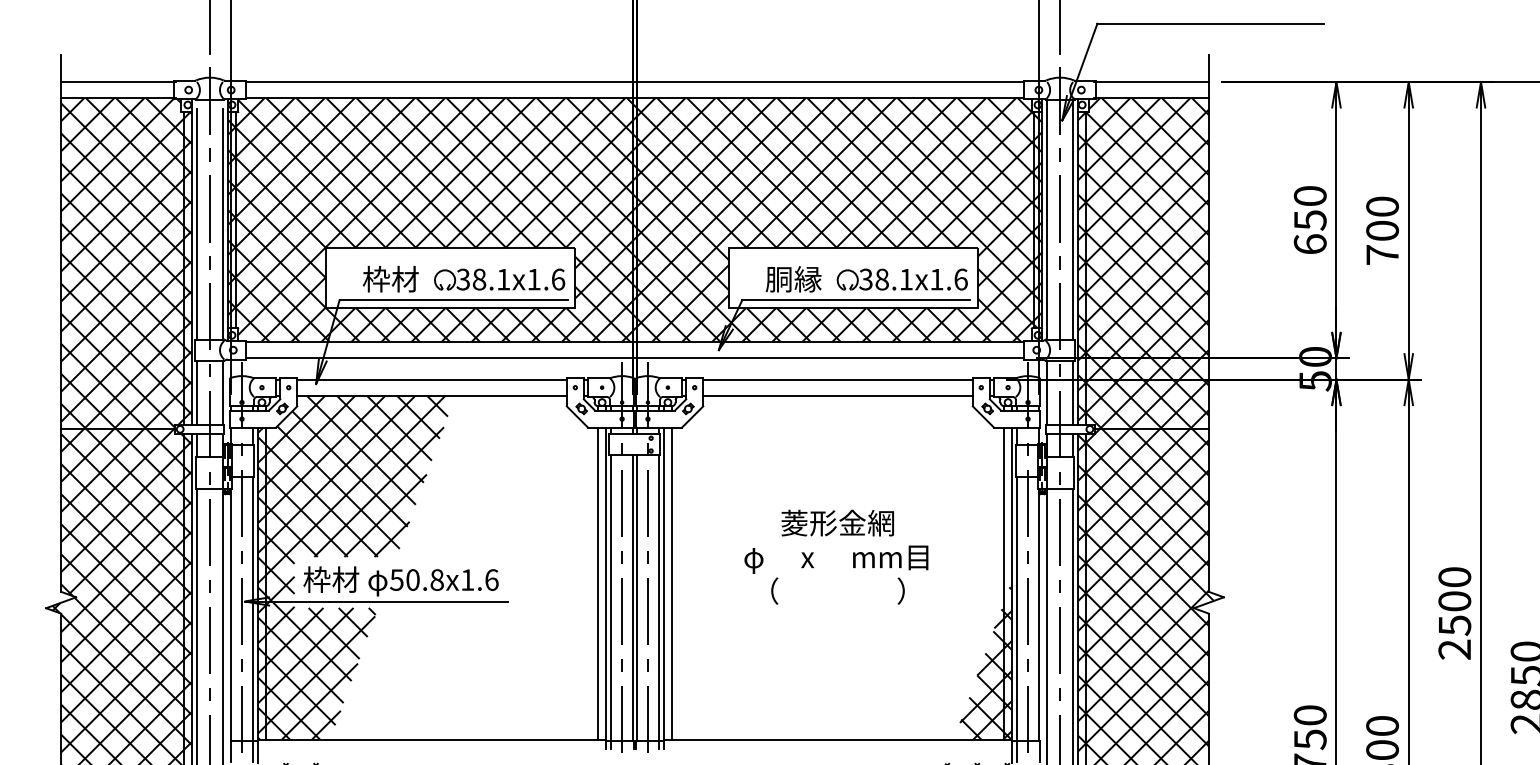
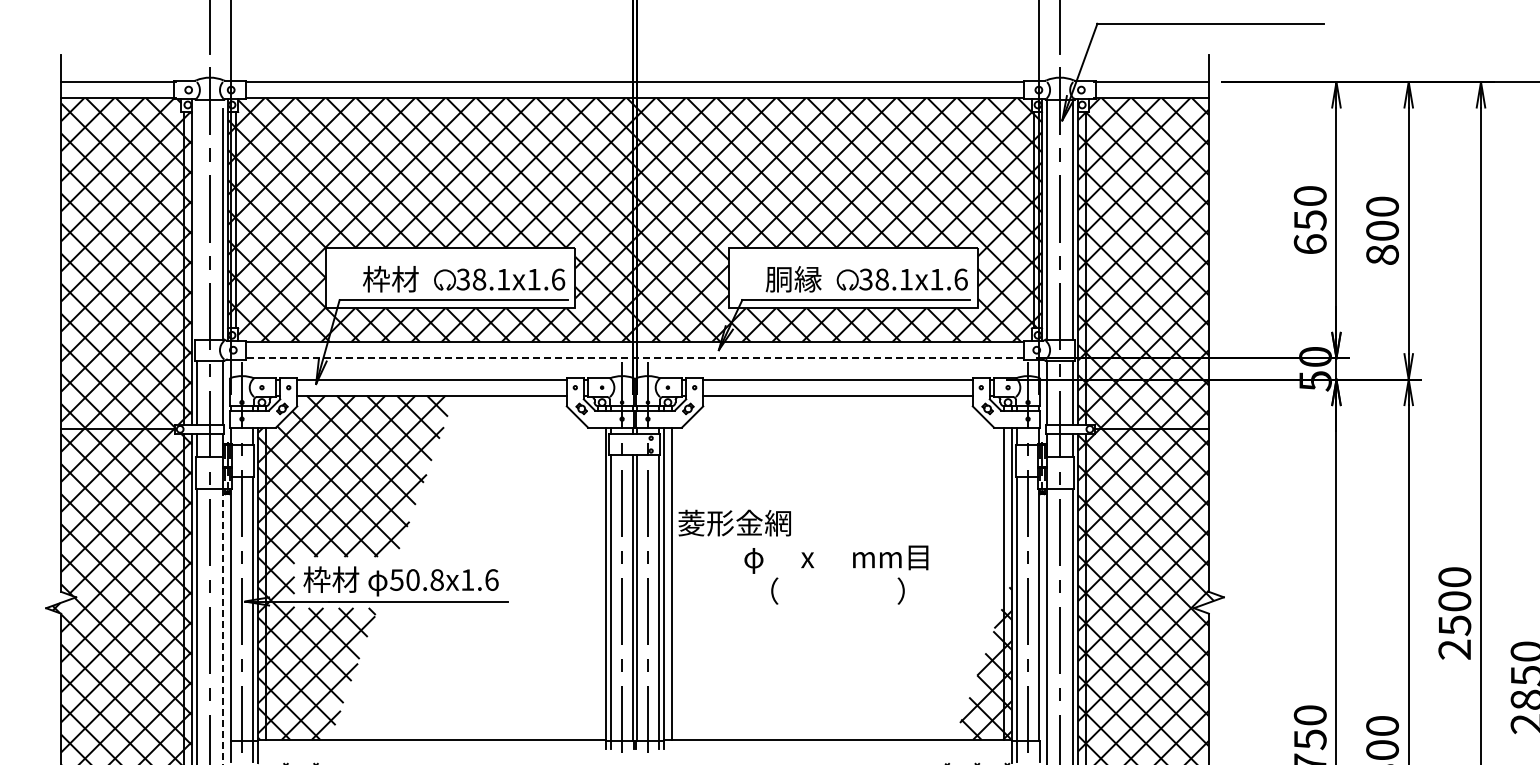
line: present -> none (197, 223)
text: 700 -> 800 (1382, 254)
line: solid -> dashed (635, 358)
text position: (837, 522) -> (734, 522) (734, 522)
line: present -> none (598, 583)
line: solid -> dashed (222, 626)
